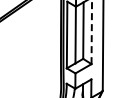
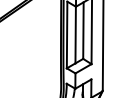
line: dashed -> solid (91, 32)
